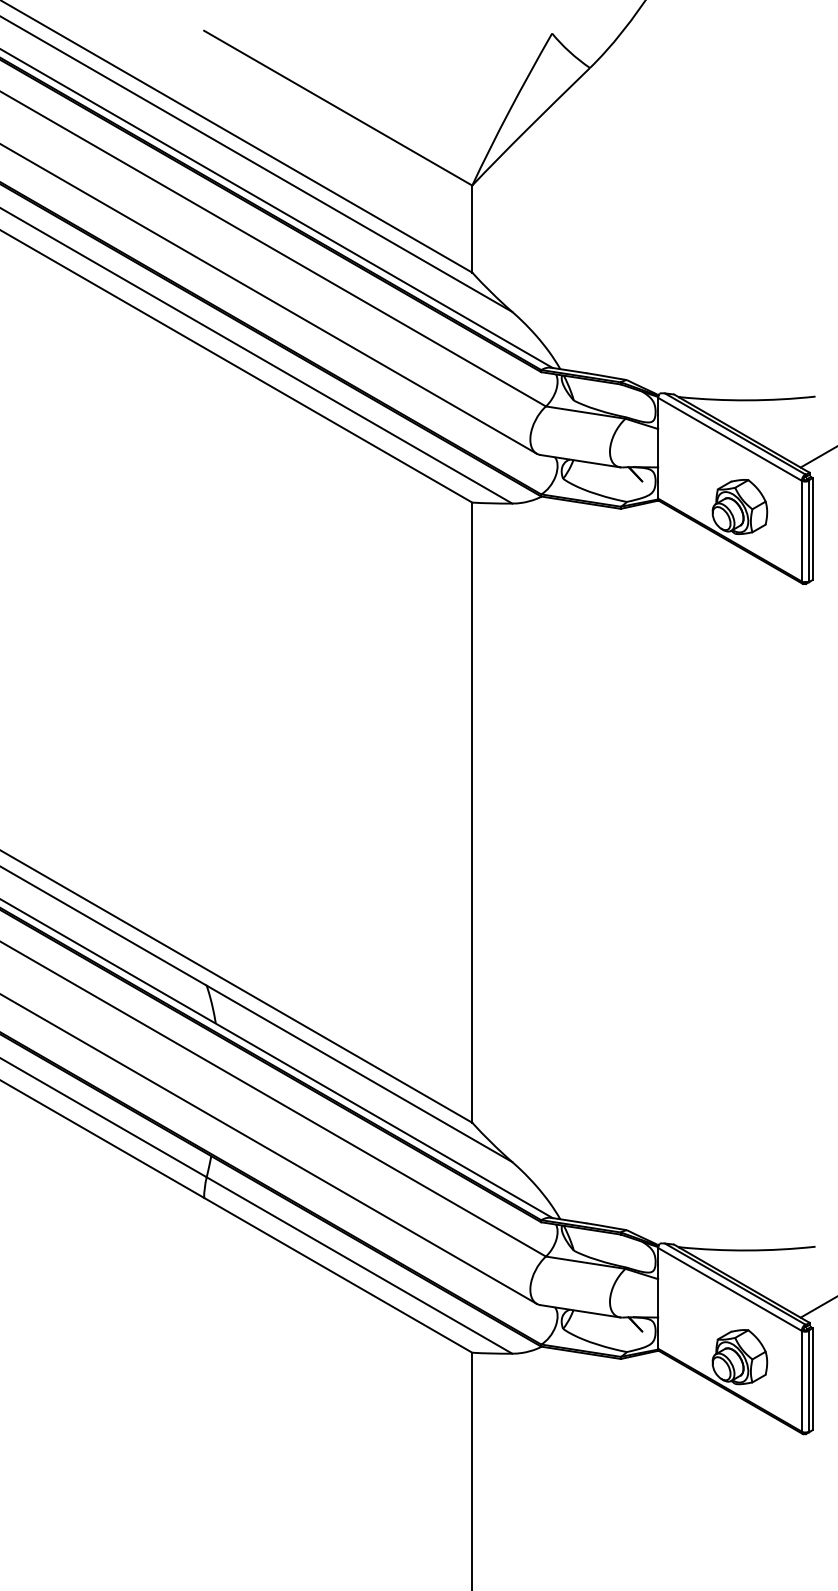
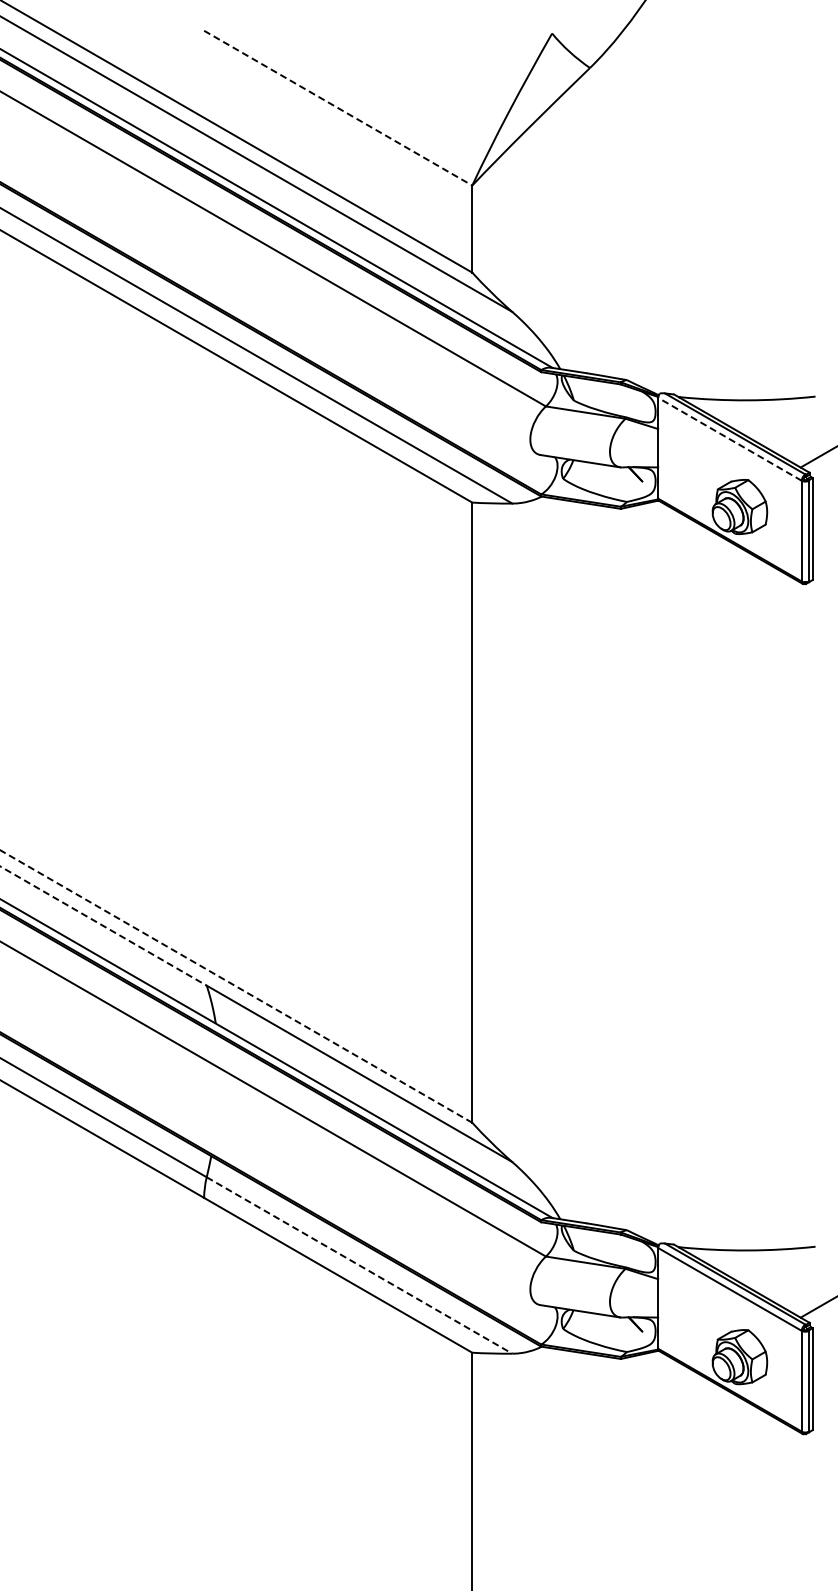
line: solid -> dashed (338, 108)
line: present -> none (269, 299)
line: solid -> dashed (729, 439)
line: solid -> dashed (103, 926)
line: solid -> dashed (236, 986)
line: present -> none (269, 1149)
line: solid -> dashed (359, 1265)
